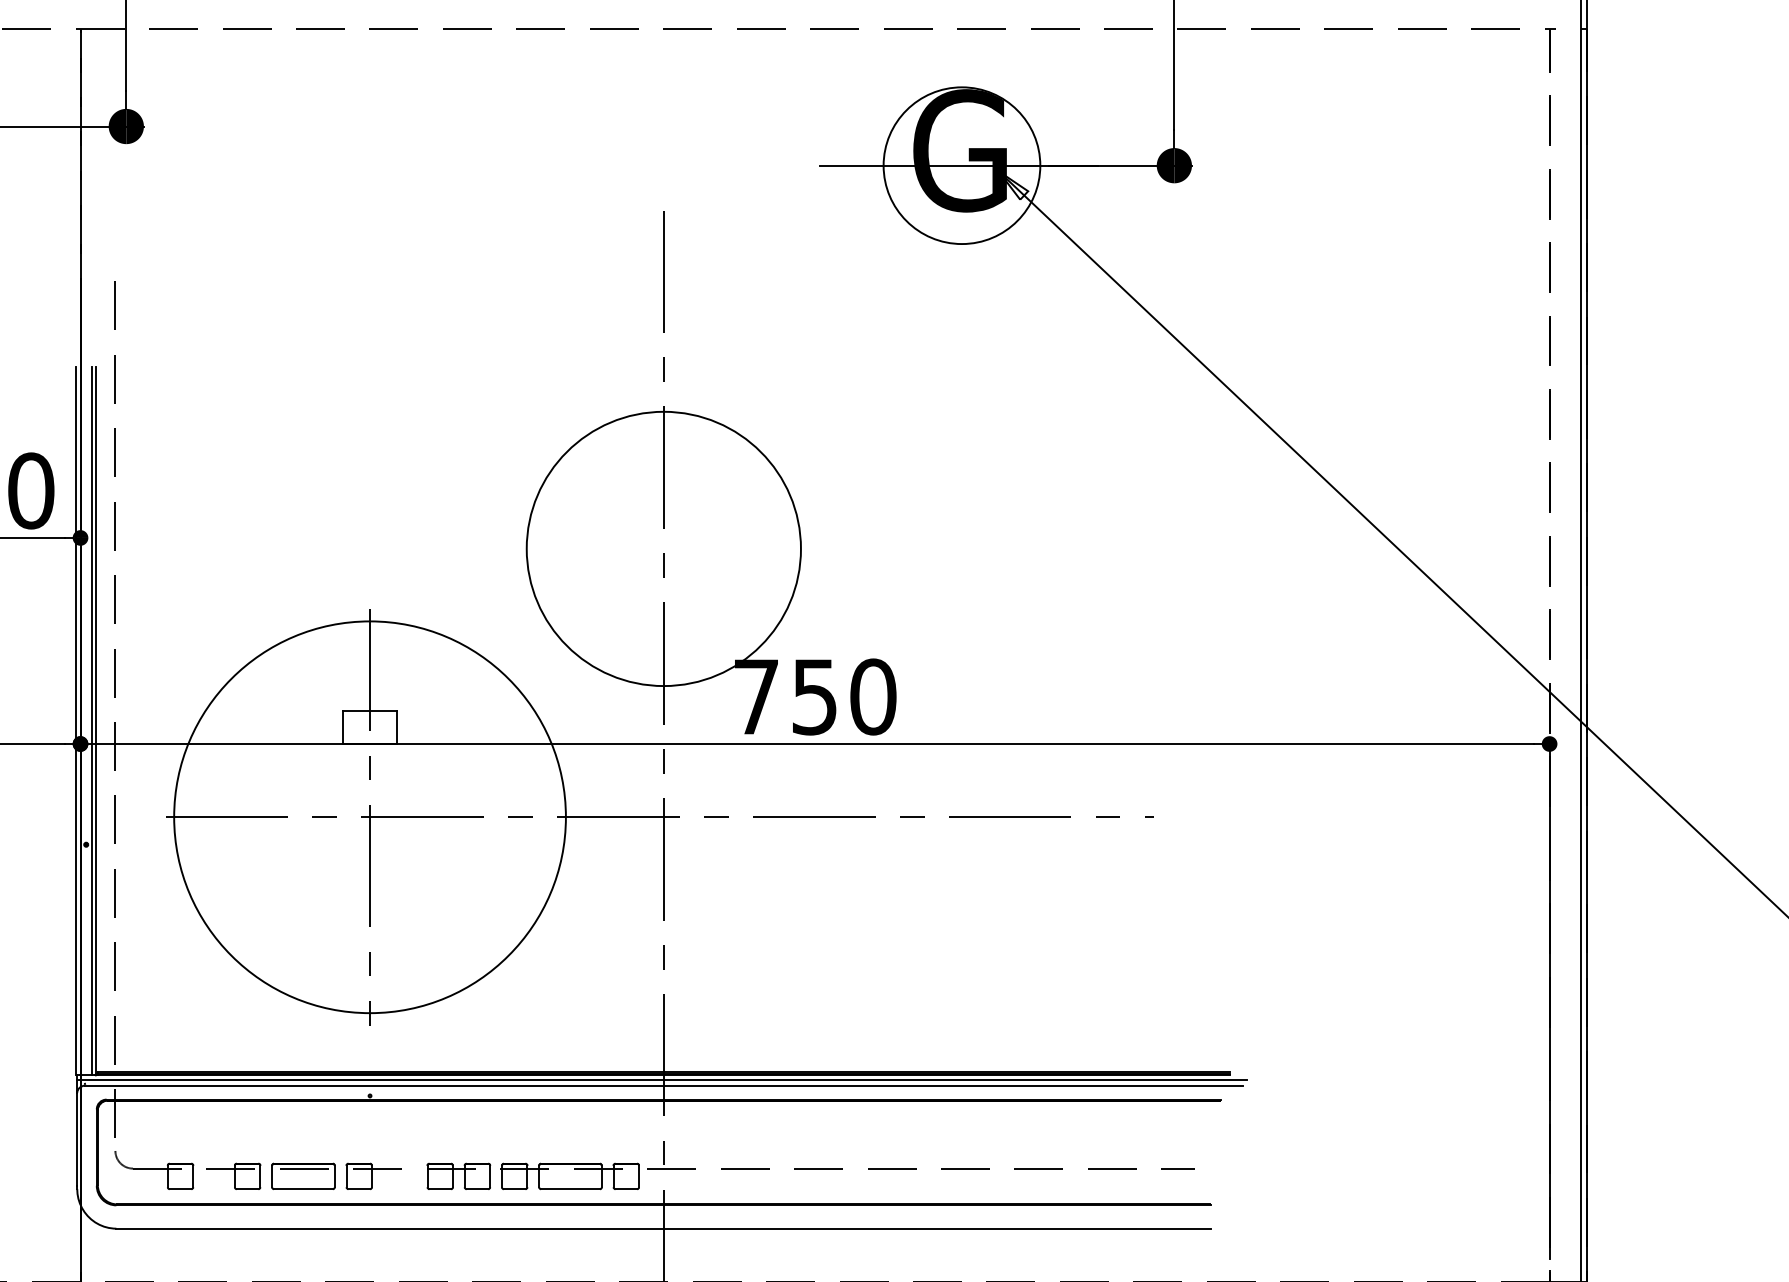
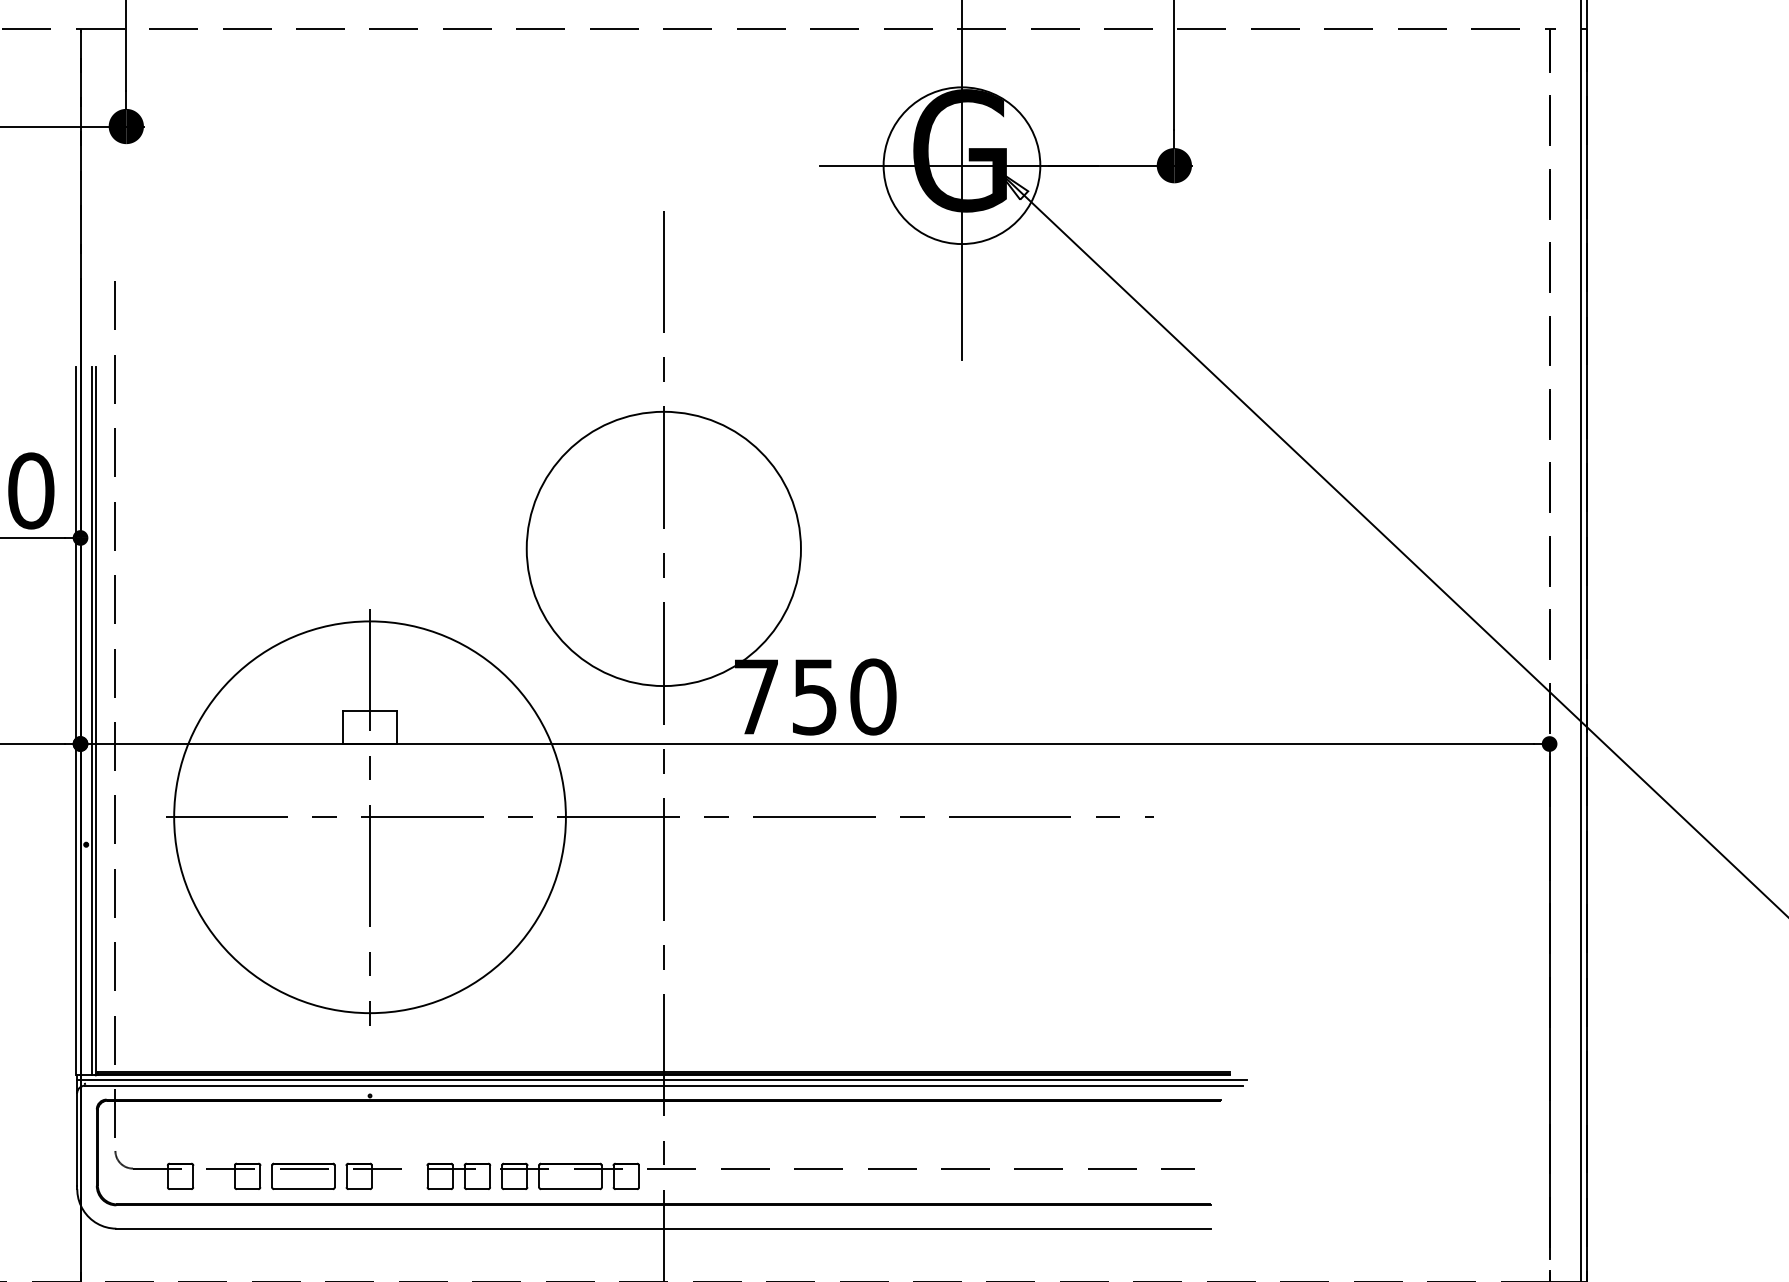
line: none -> present (961, 181)
